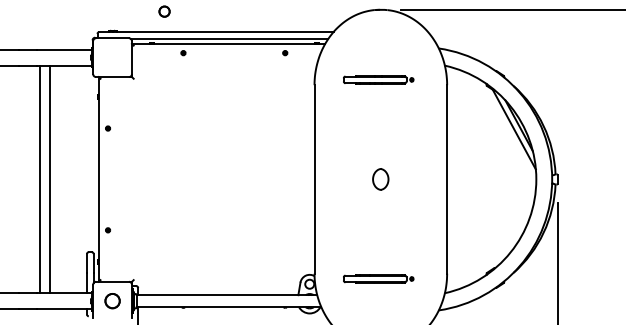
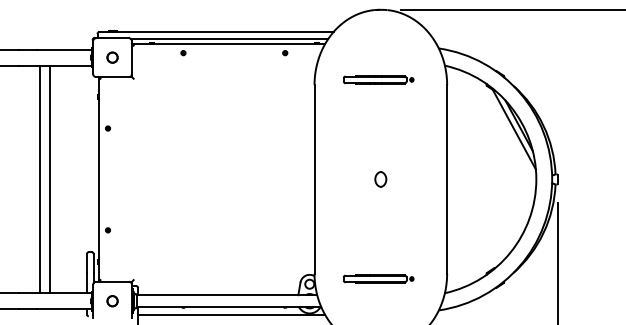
circle position: (164, 11) -> (112, 57) (112, 57)
part size: 18x23 px -> 14x17 px (380, 179)
circle size: 17x17 px -> 13x13 px (112, 301)
line: none -> present (231, 315)
